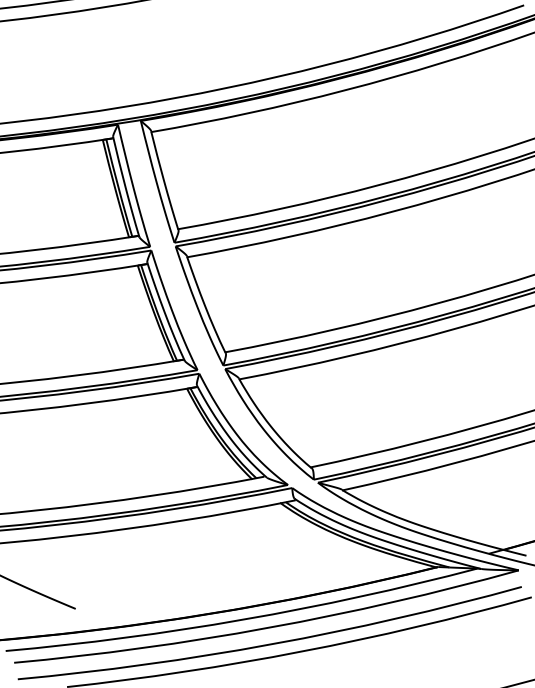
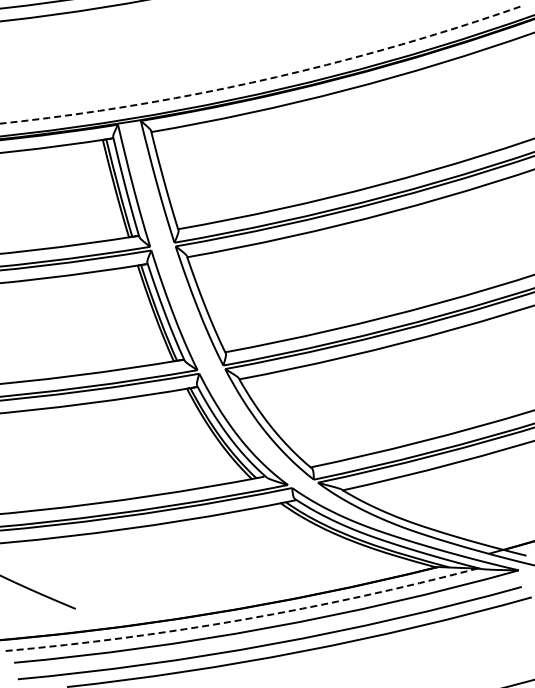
arc: solid -> dashed (265, 79)
arc: solid -> dashed (243, 619)
